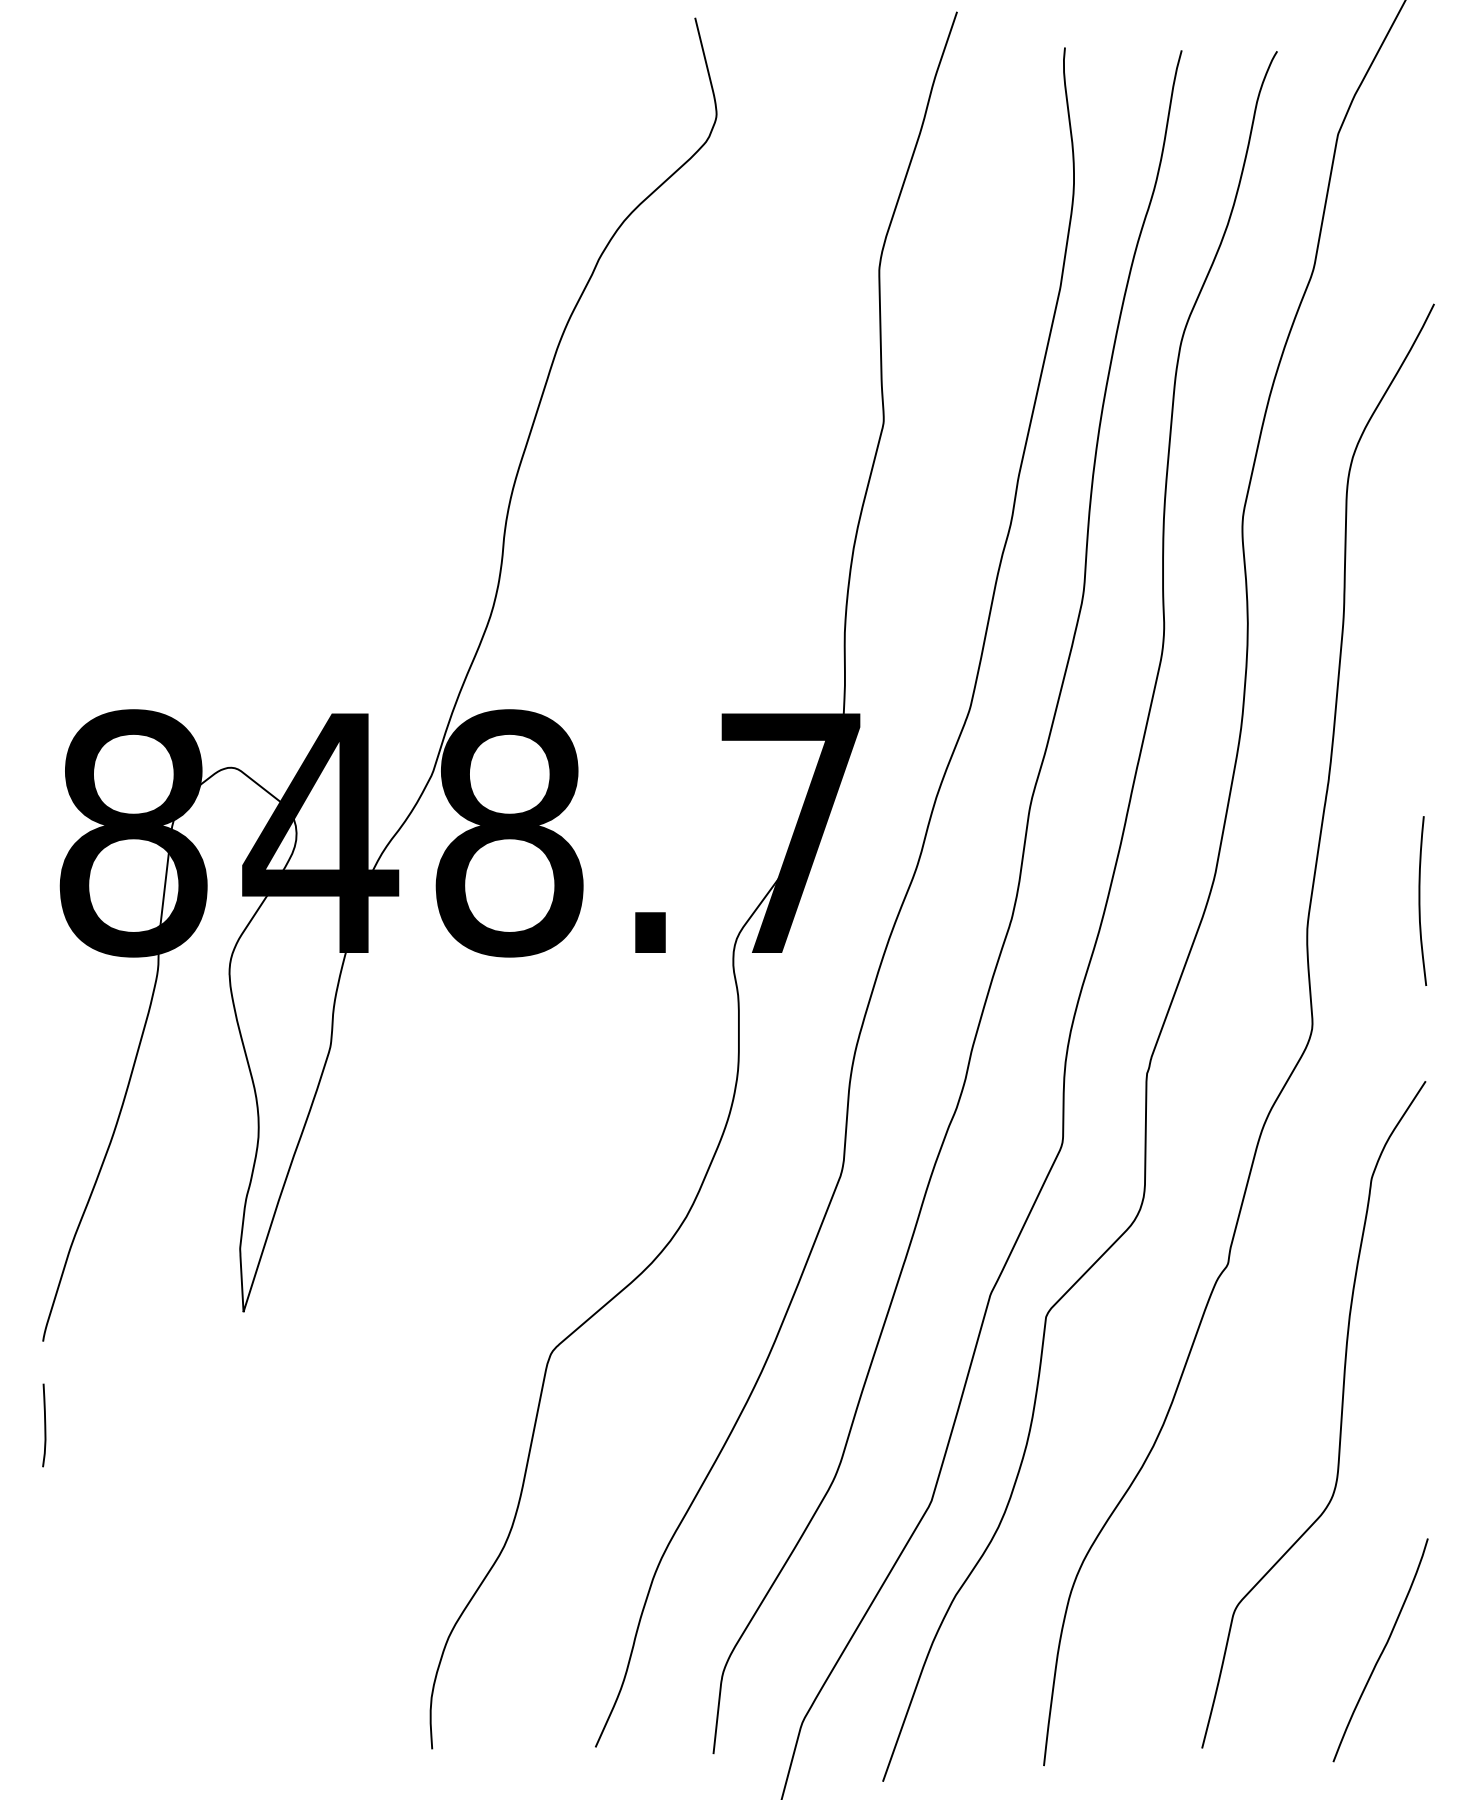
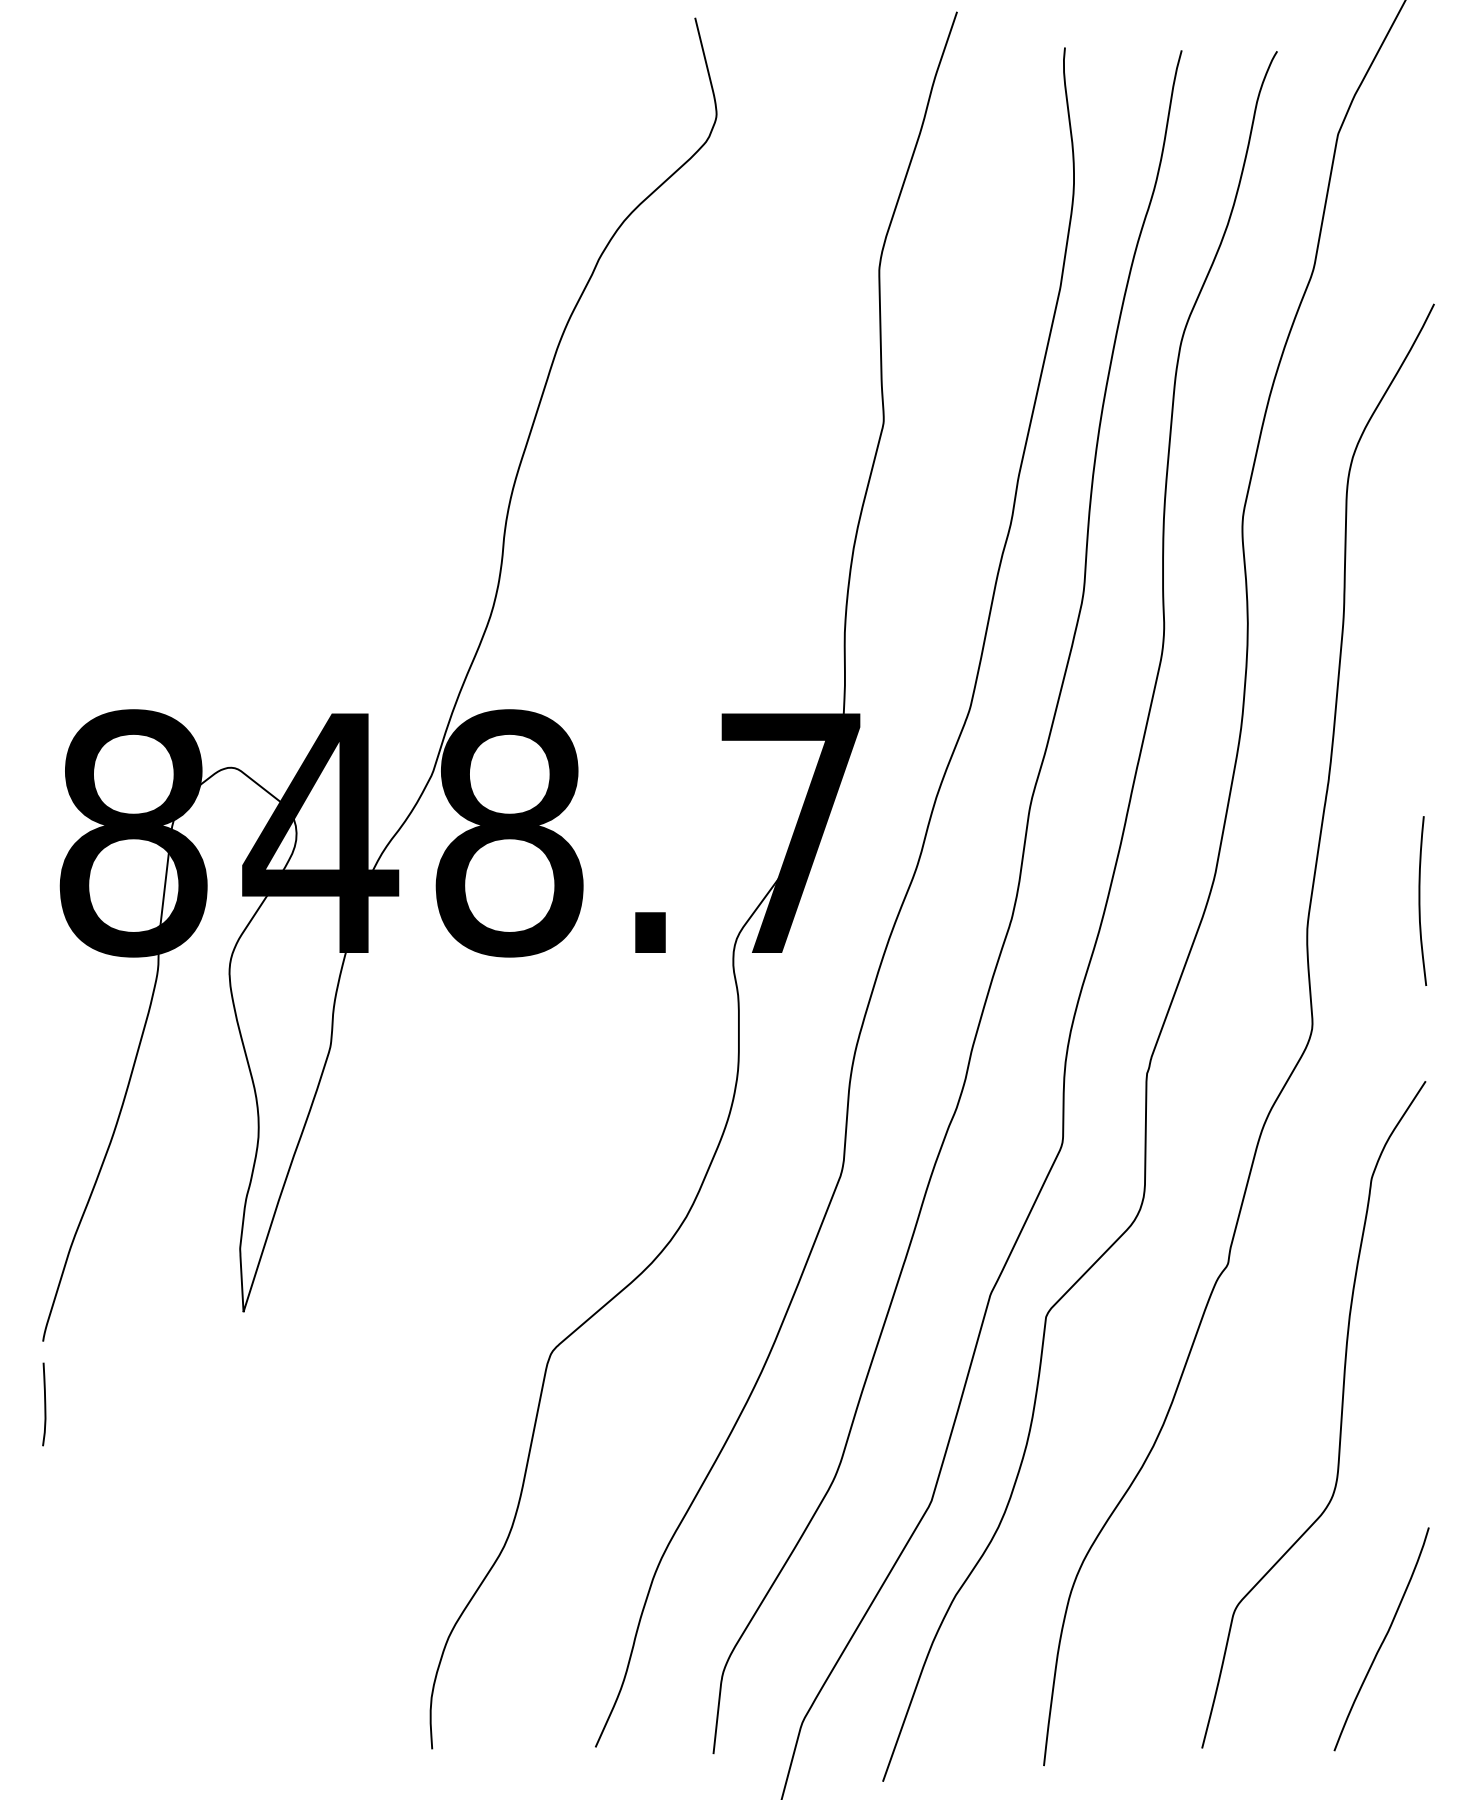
curve position: (44, 1425) -> (44, 1404) (44, 1404)
curve position: (1381, 1651) -> (1382, 1640) (1382, 1640)
